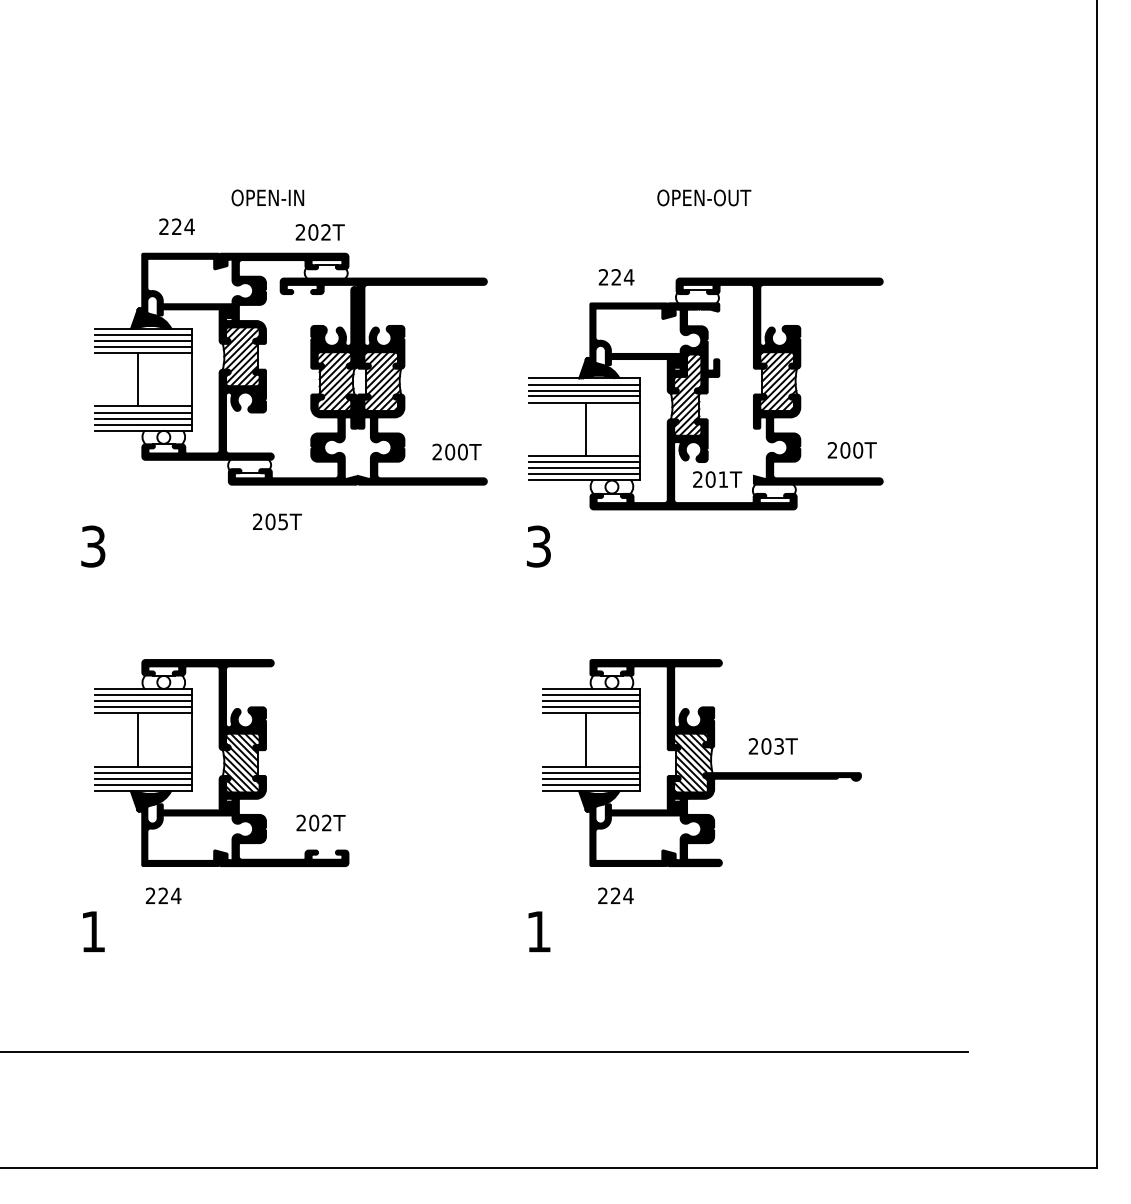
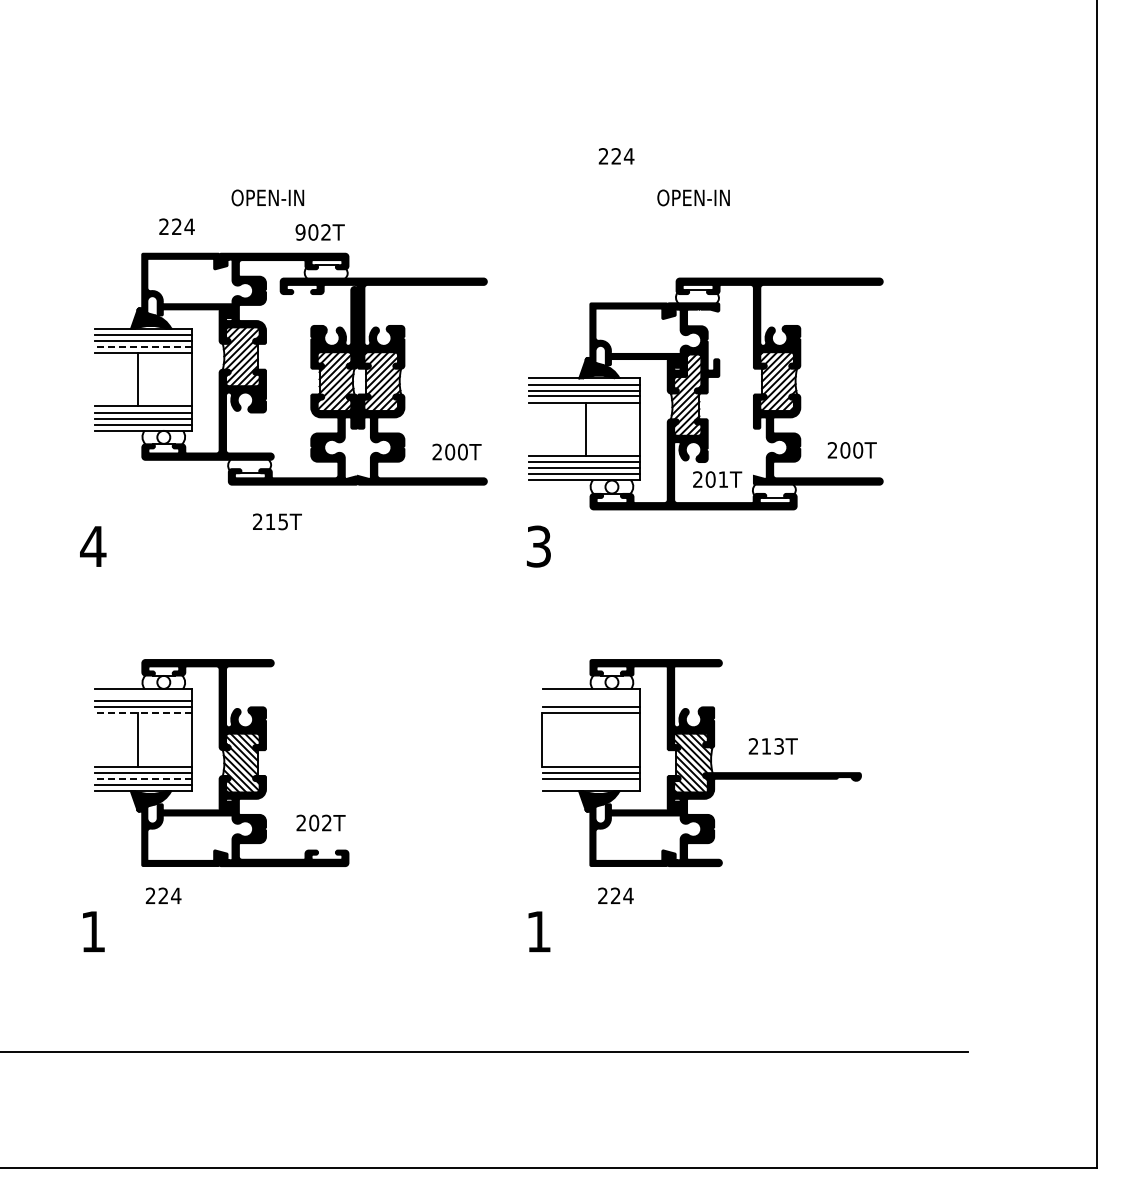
text: OPEN-OUT -> OPEN-IN (732, 197)
text: 202T -> 902T (300, 232)
text position: (616, 277) -> (616, 156) (616, 156)
line: solid -> dashed (143, 346)
text: 205T -> 215T (270, 521)
text: 3 -> 4 (93, 546)
line: present -> none (143, 695)
line: present -> none (591, 695)
line: present -> none (591, 701)
line: solid -> dashed (143, 713)
line position: (586, 739) -> (542, 739) (542, 739)
text: 203T -> 213T (766, 746)
line: solid -> dashed (143, 778)
line: present -> none (591, 784)
